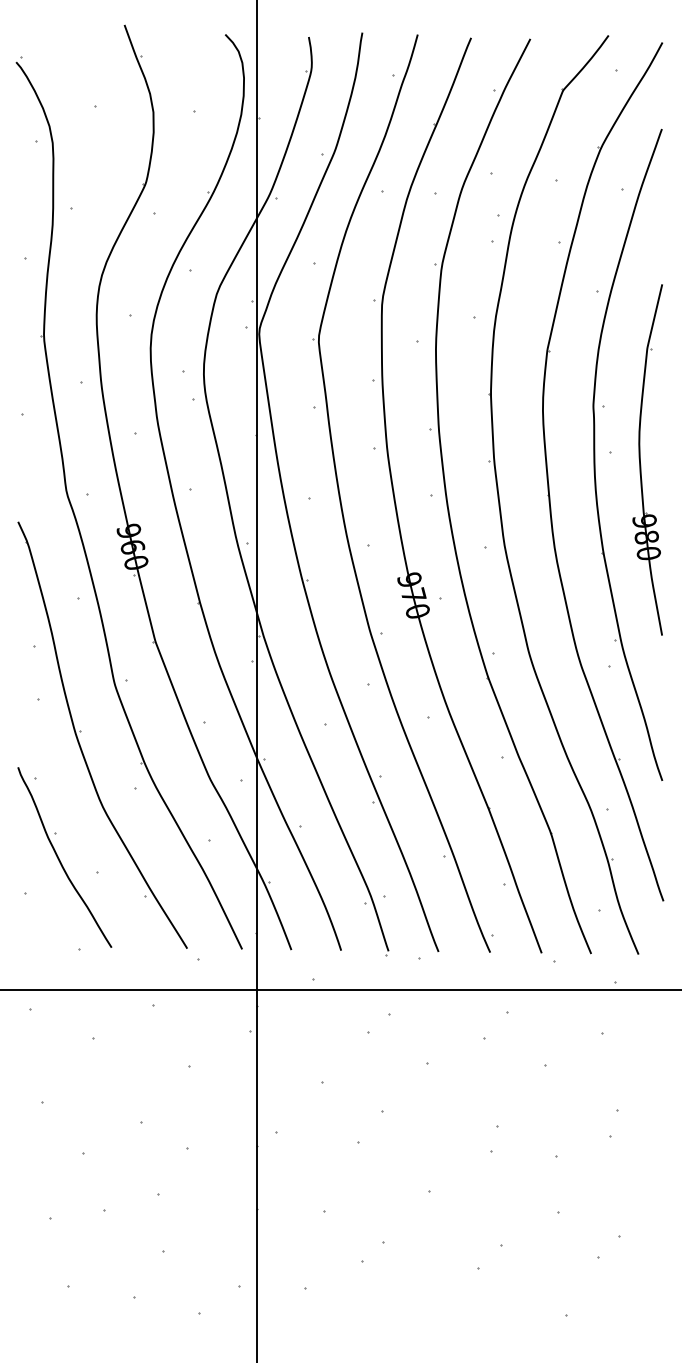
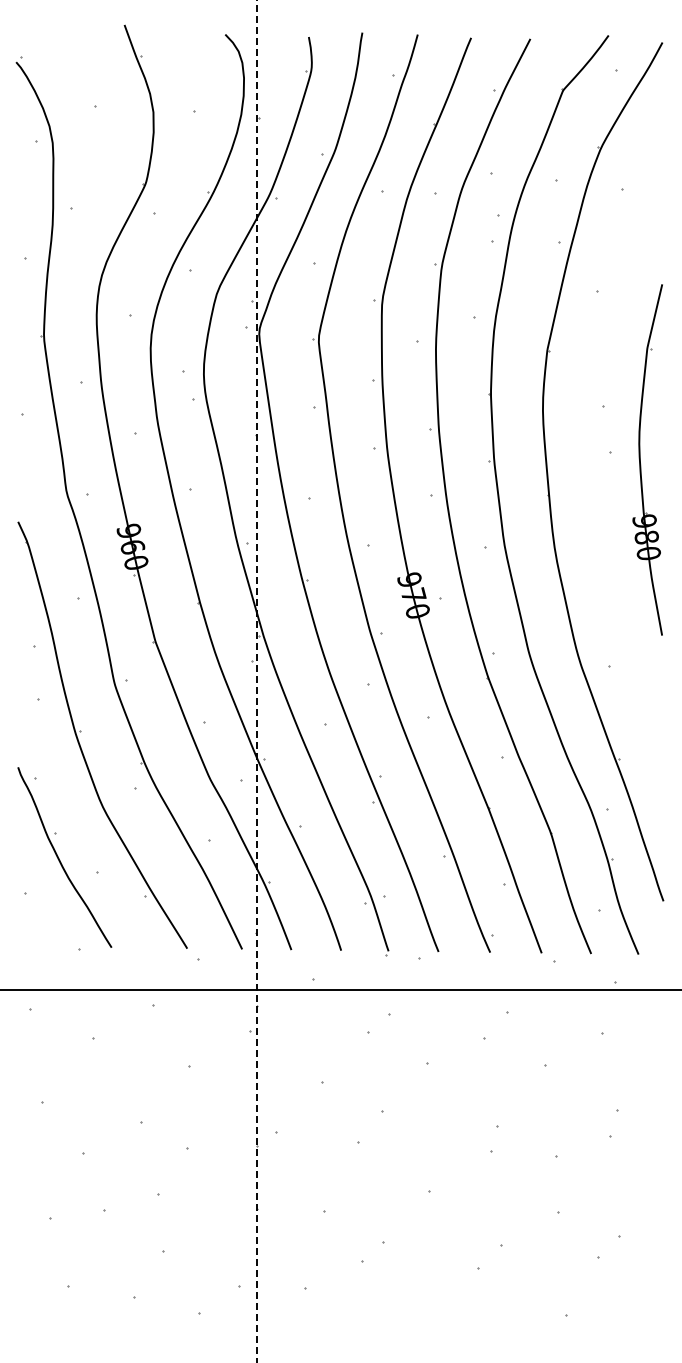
part: present -> none (595, 454)
line: solid -> dashed (256, 681)
